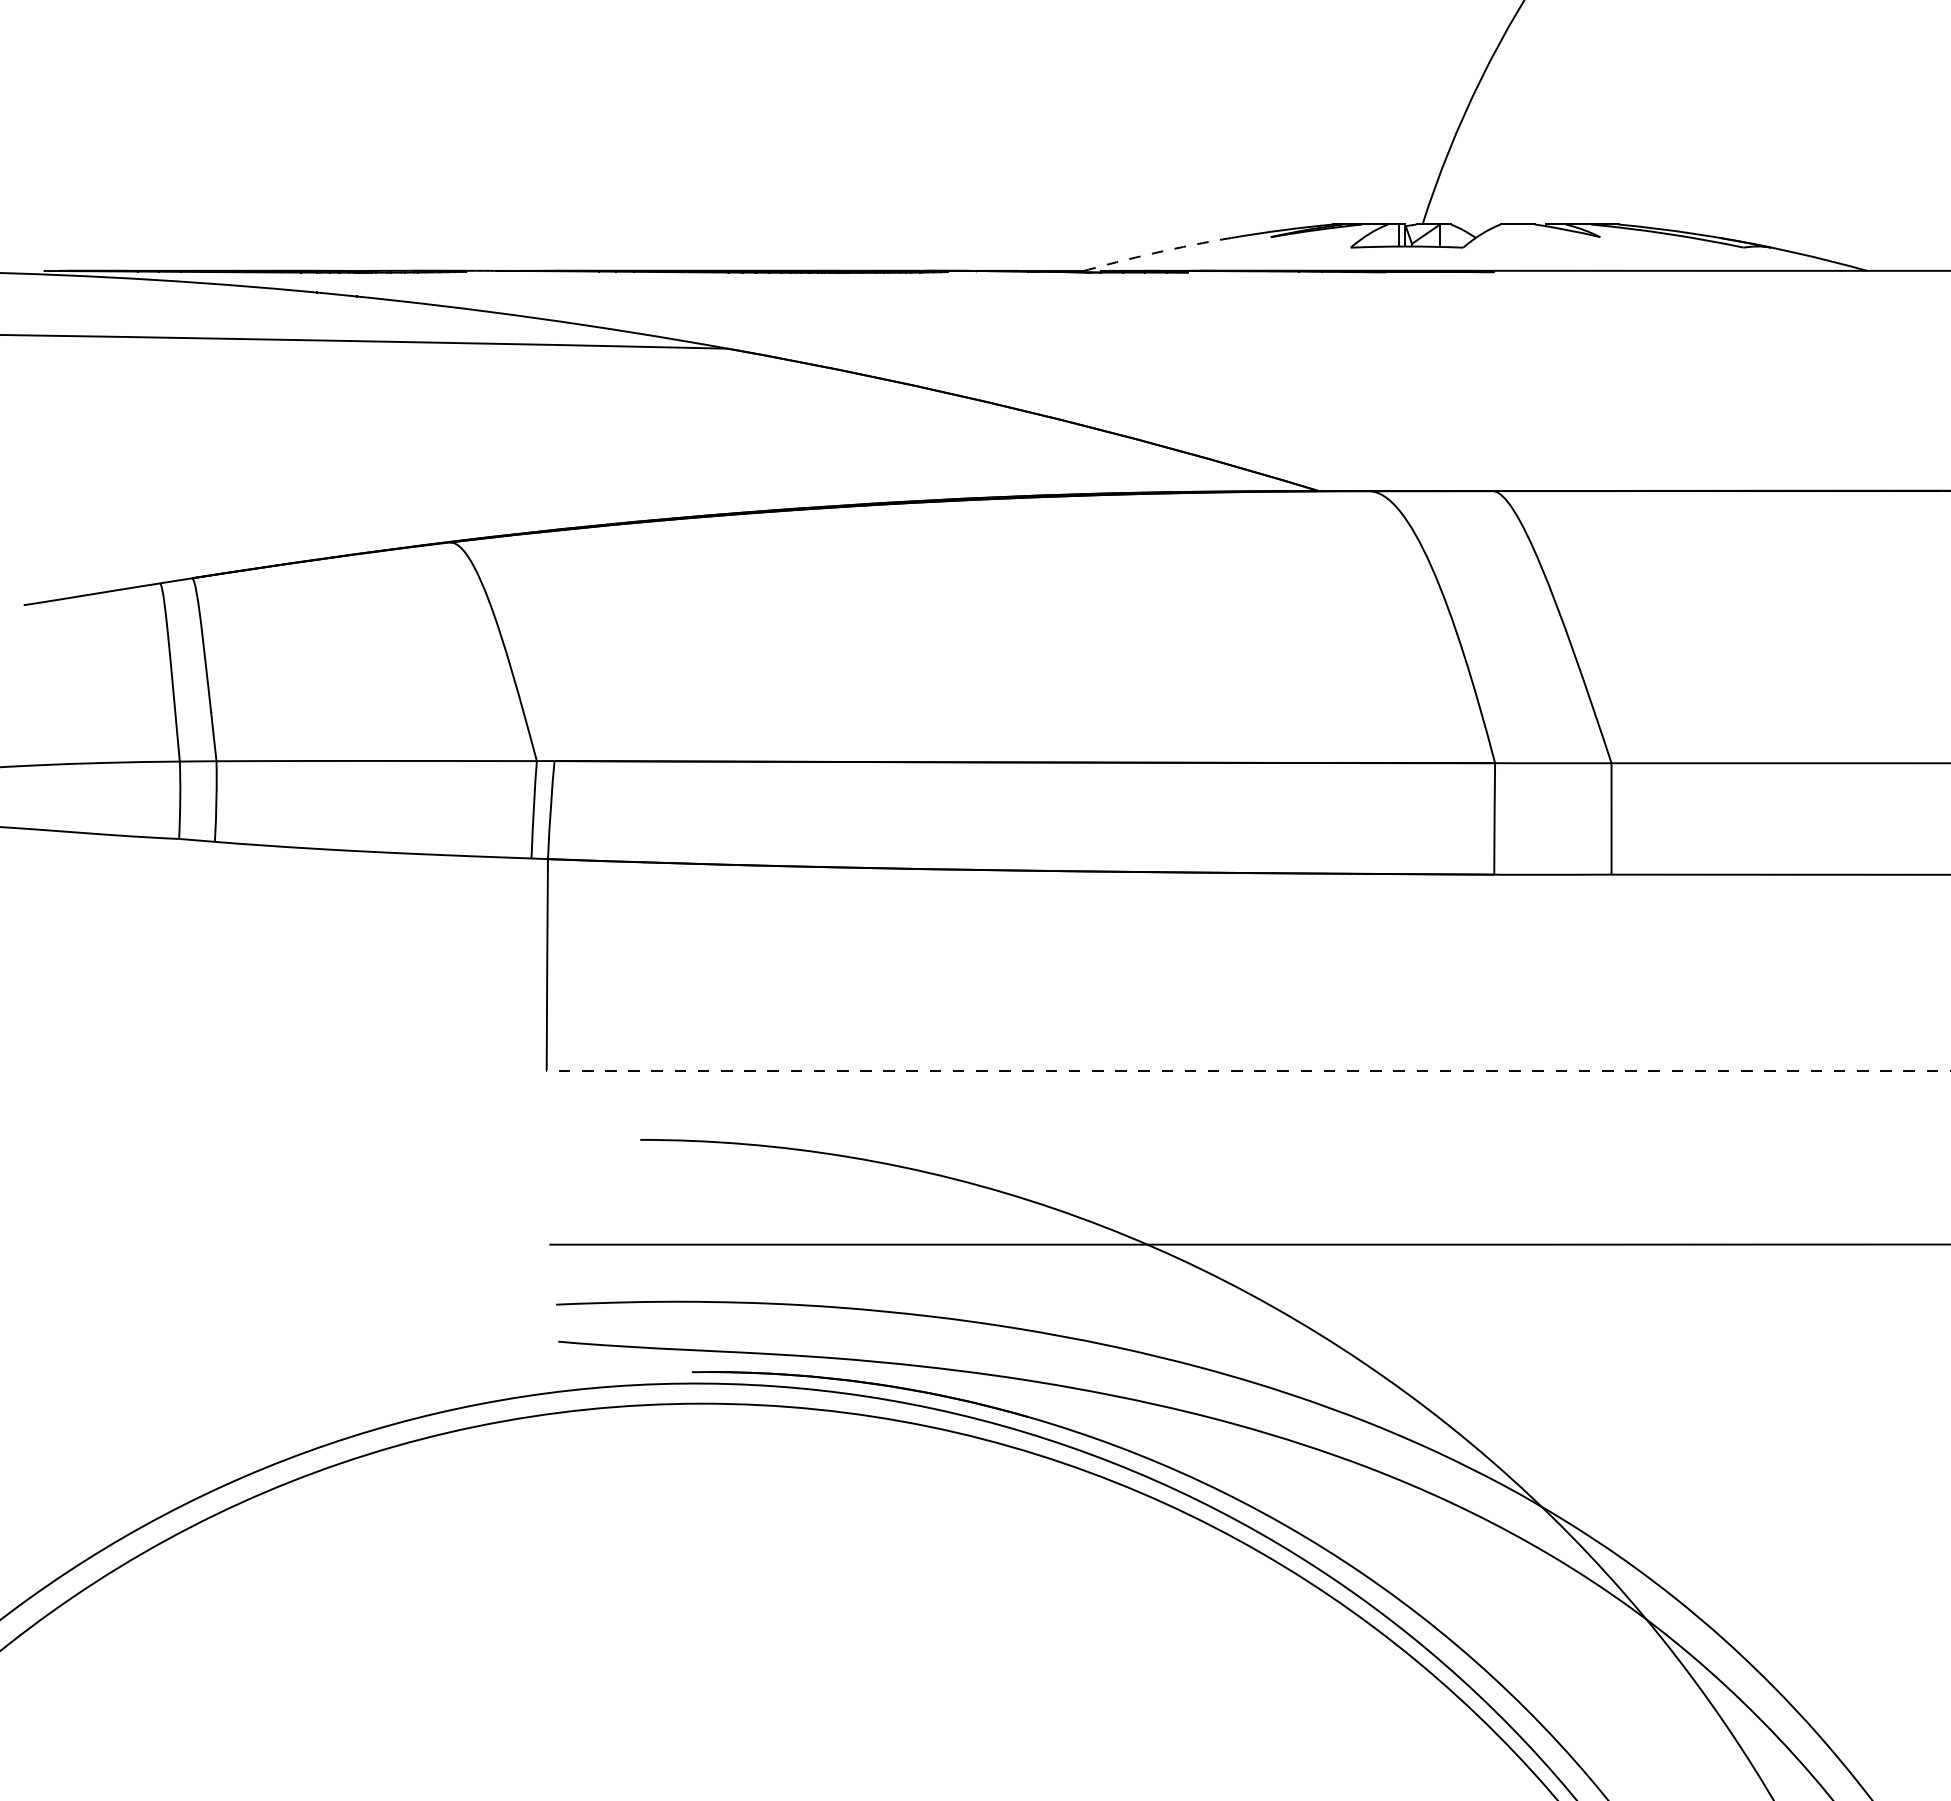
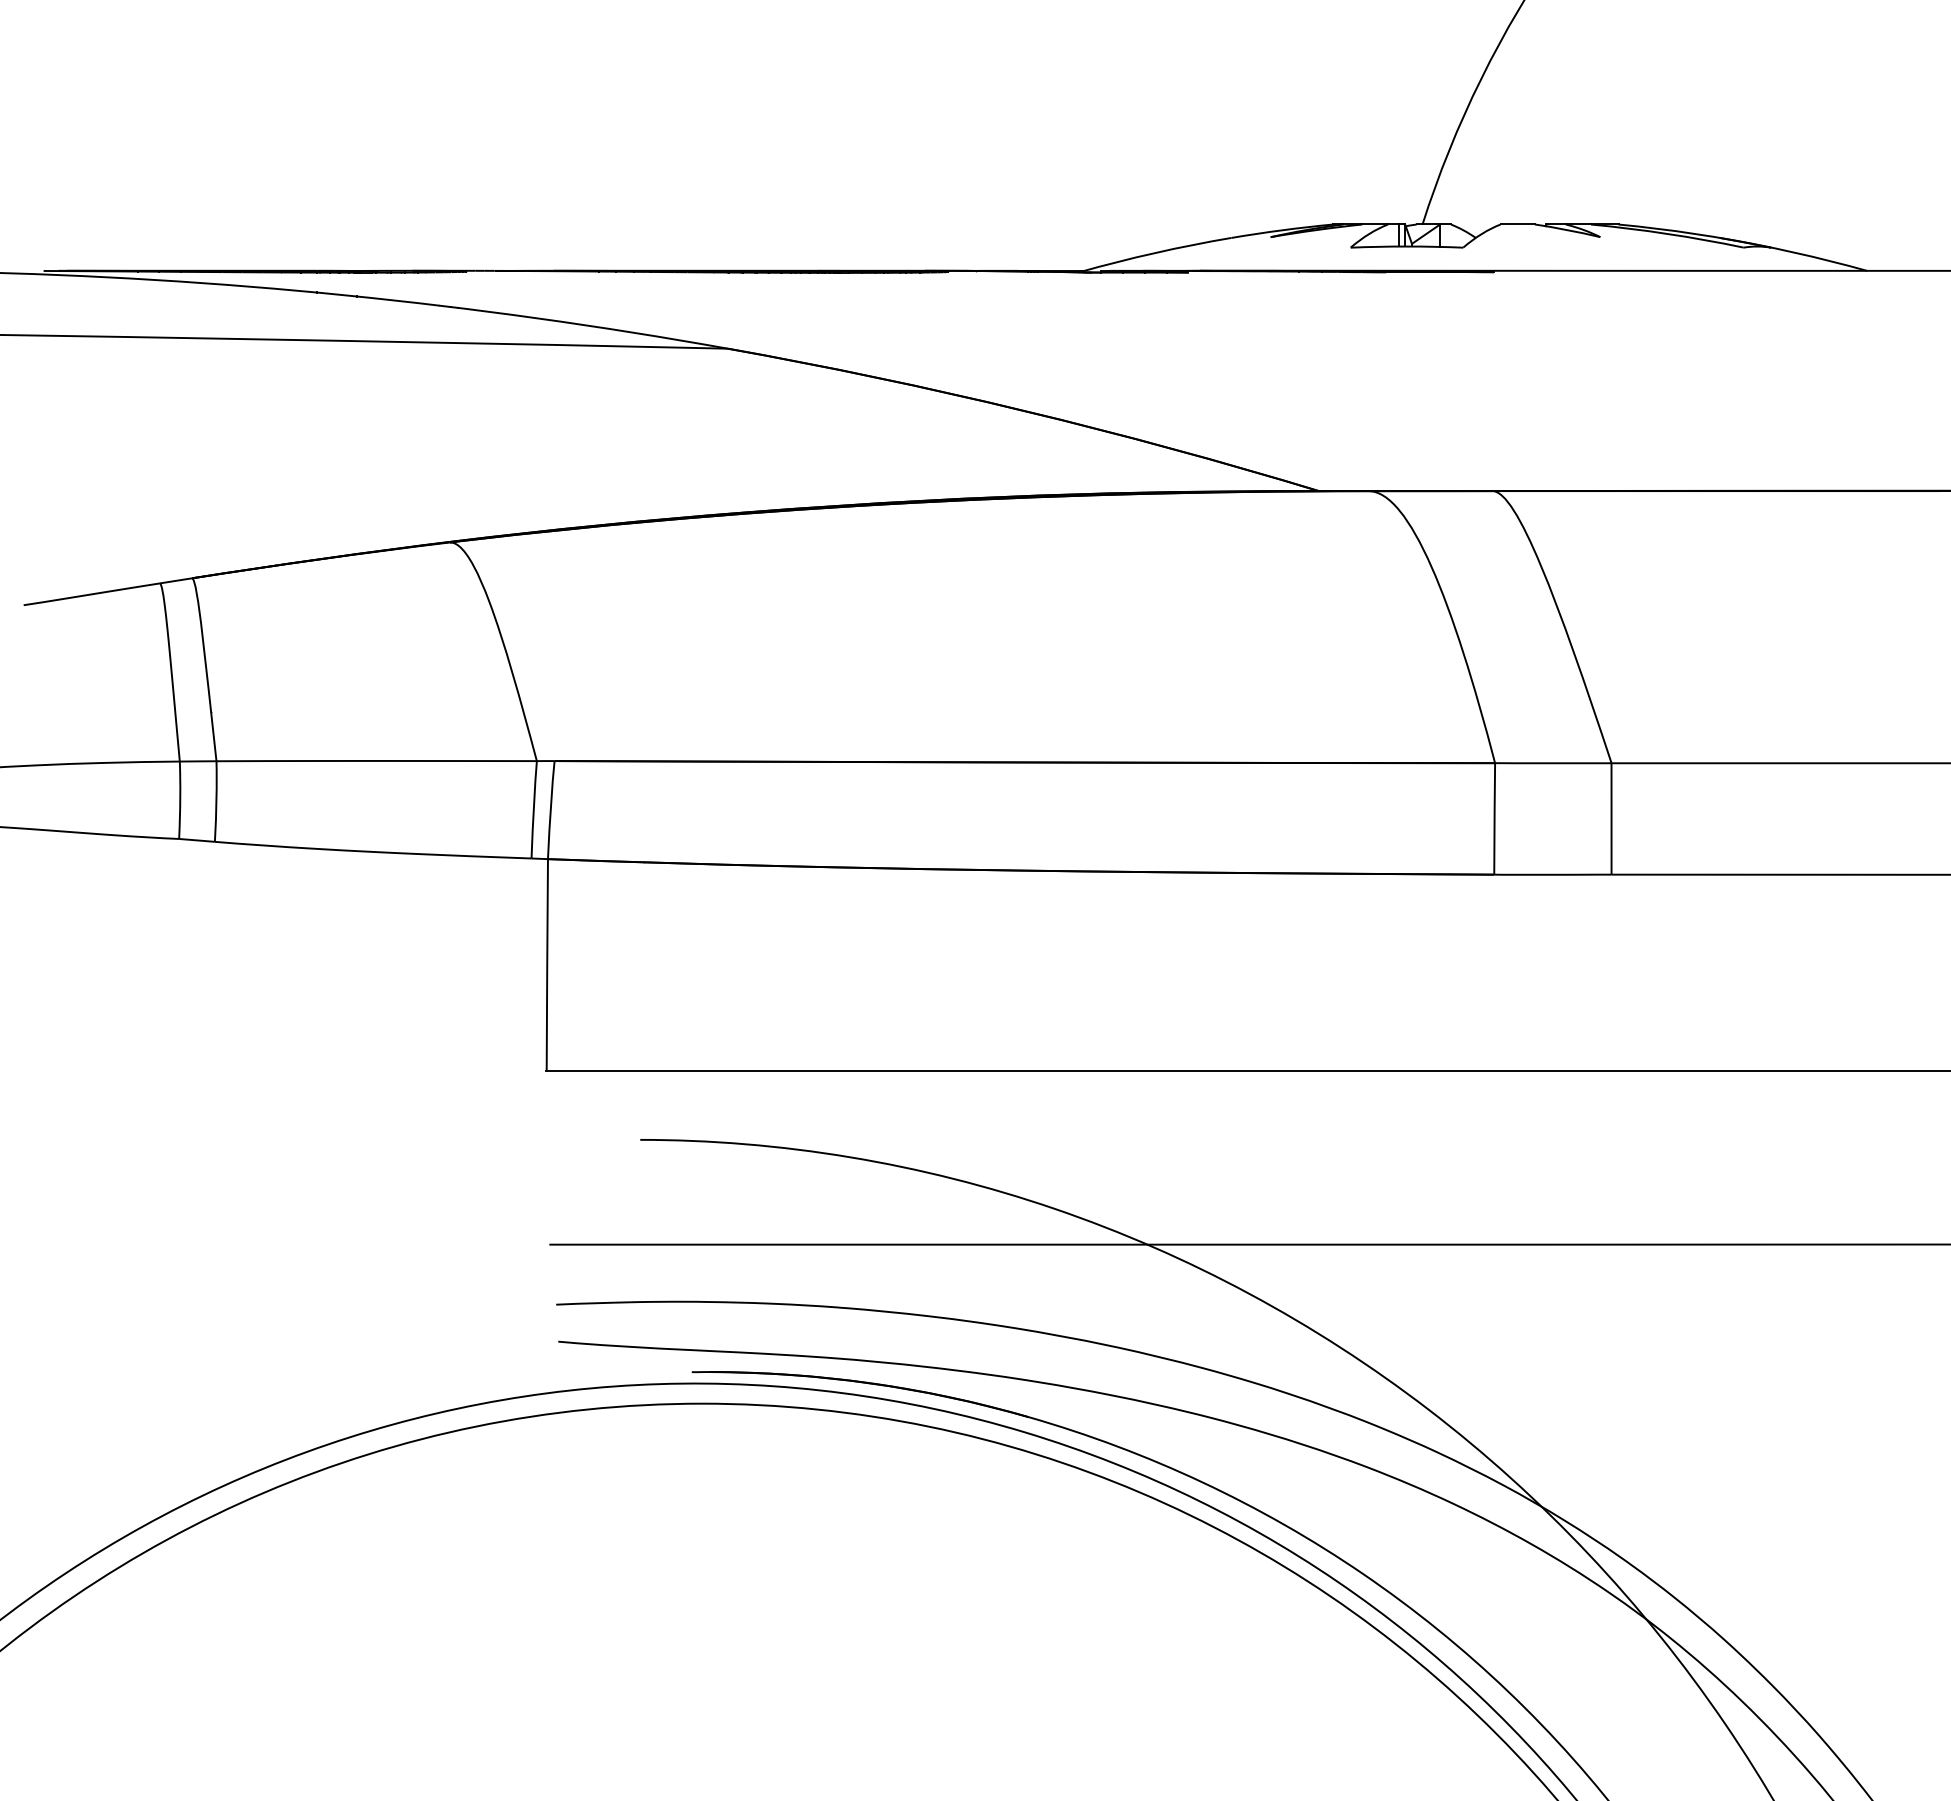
arc: dashed -> solid (1154, 253)
line: dashed -> solid (1247, 1070)
